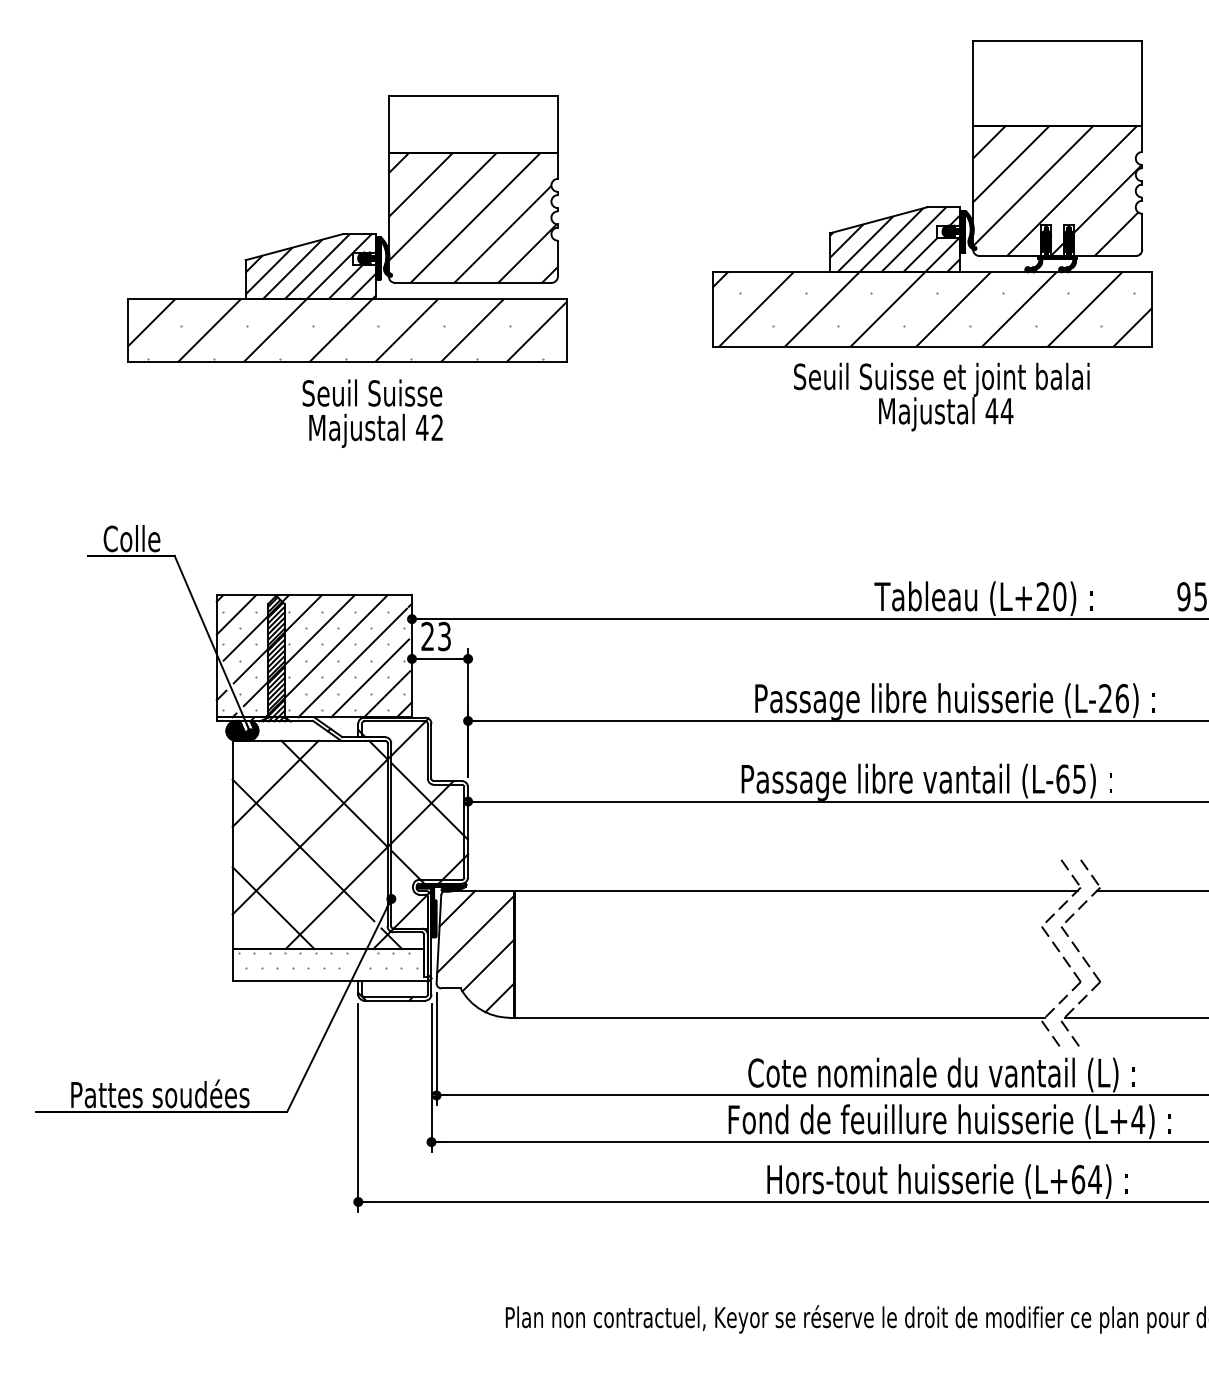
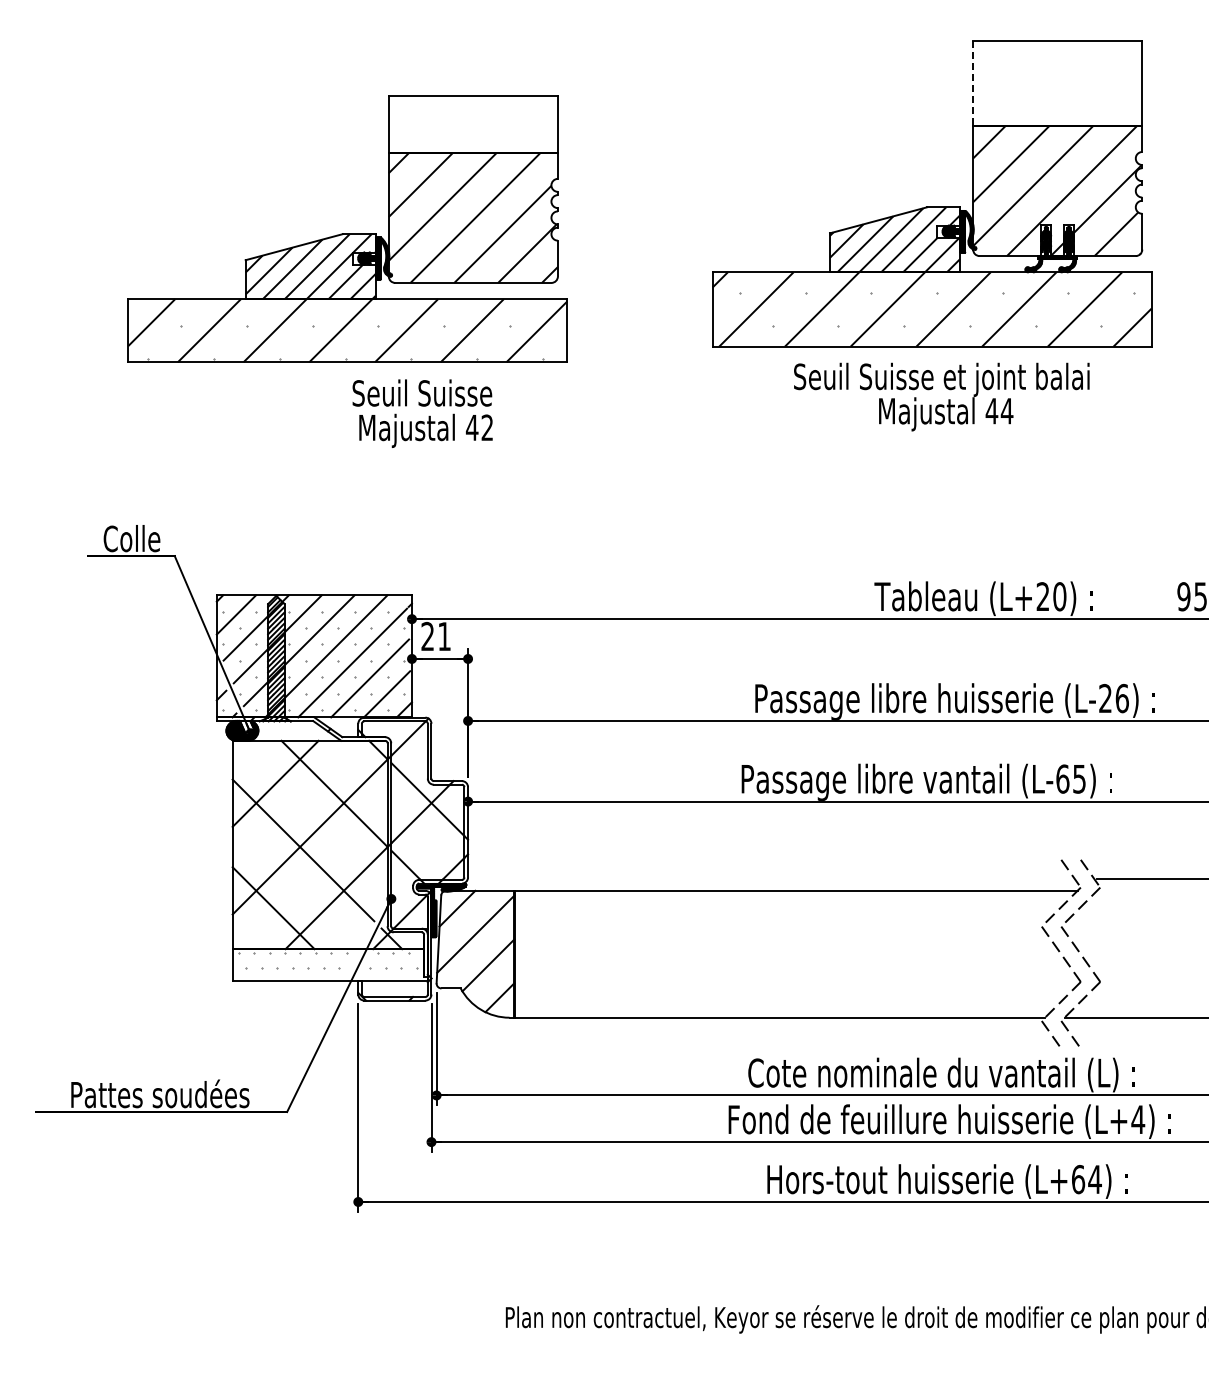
line: solid -> dashed (973, 83)
text position: (372, 413) -> (422, 413) (422, 413)
text: 23 -> 21 (444, 636)
line position: (1151, 890) -> (1151, 878) (1151, 878)
